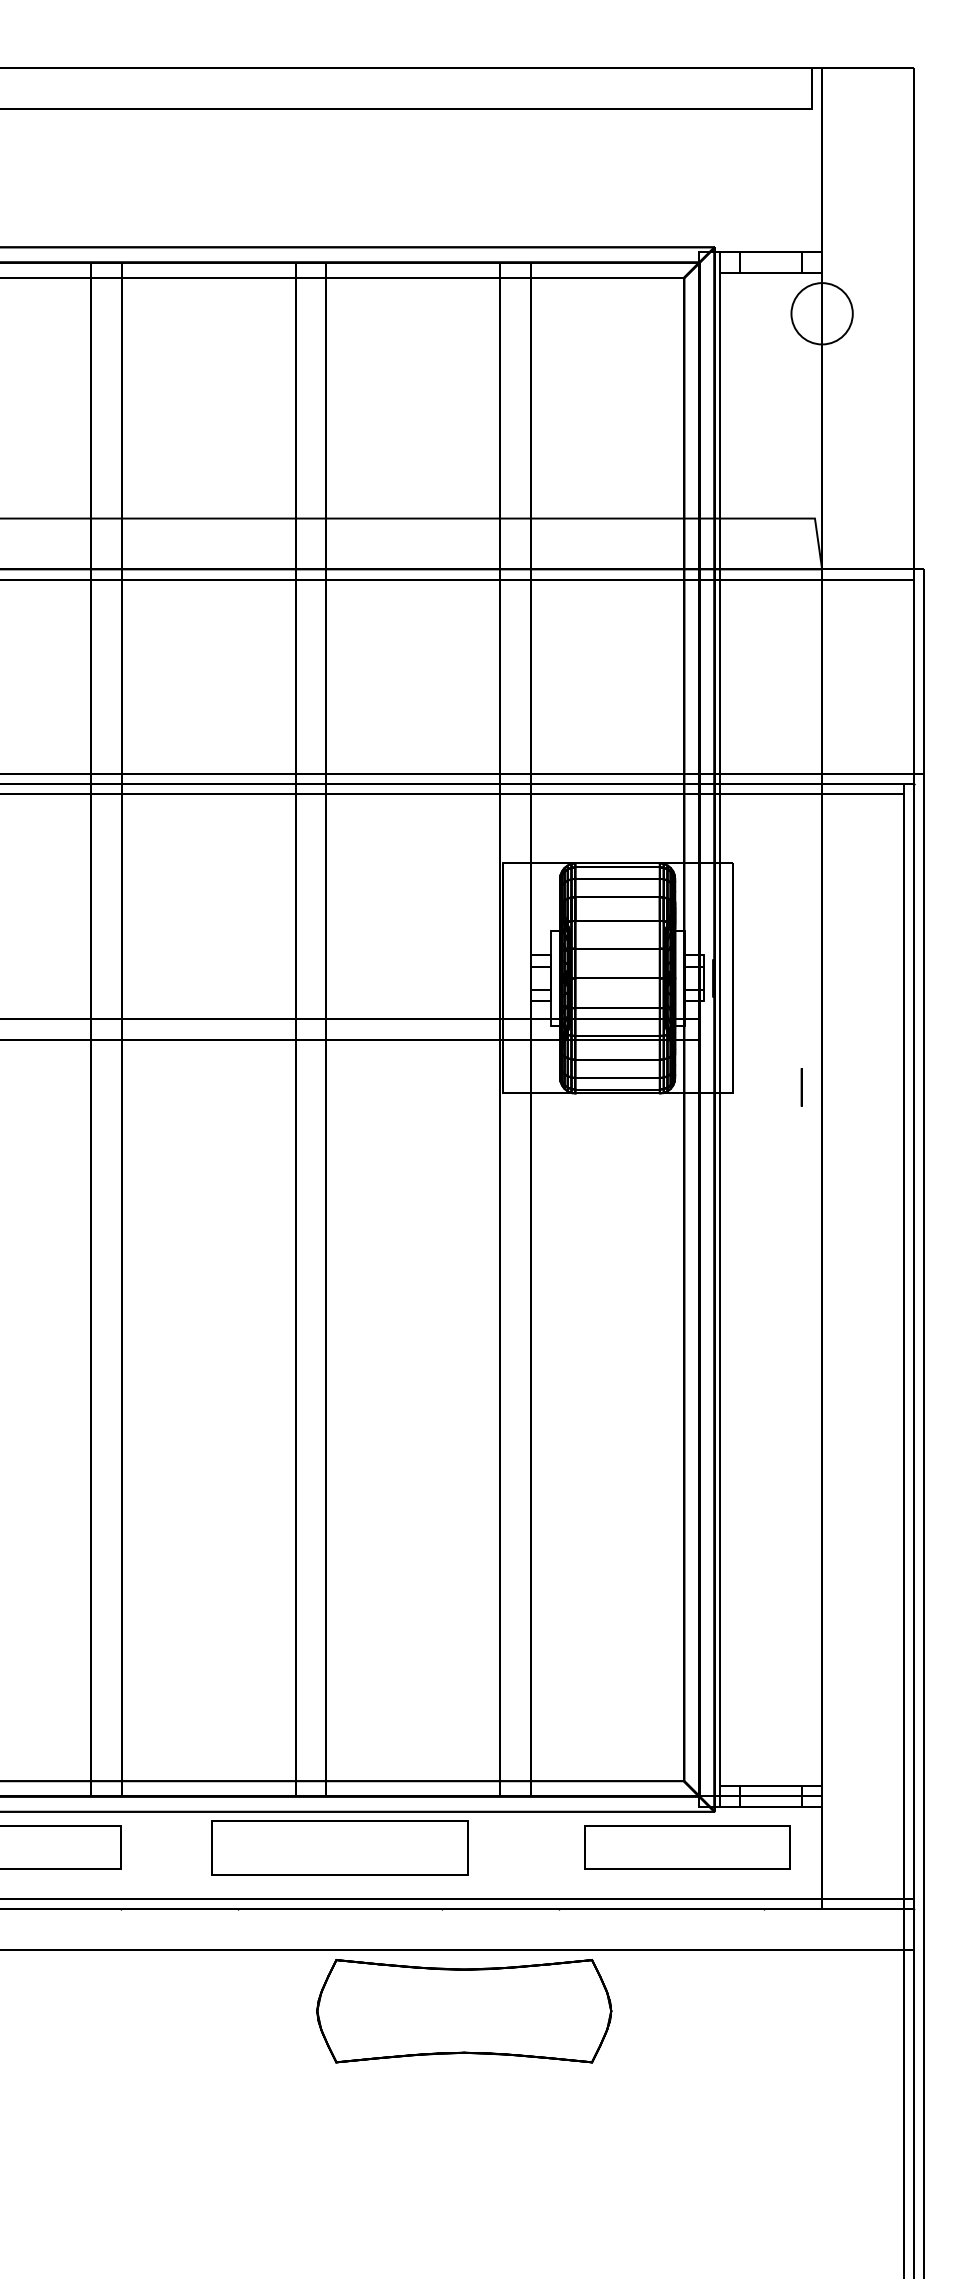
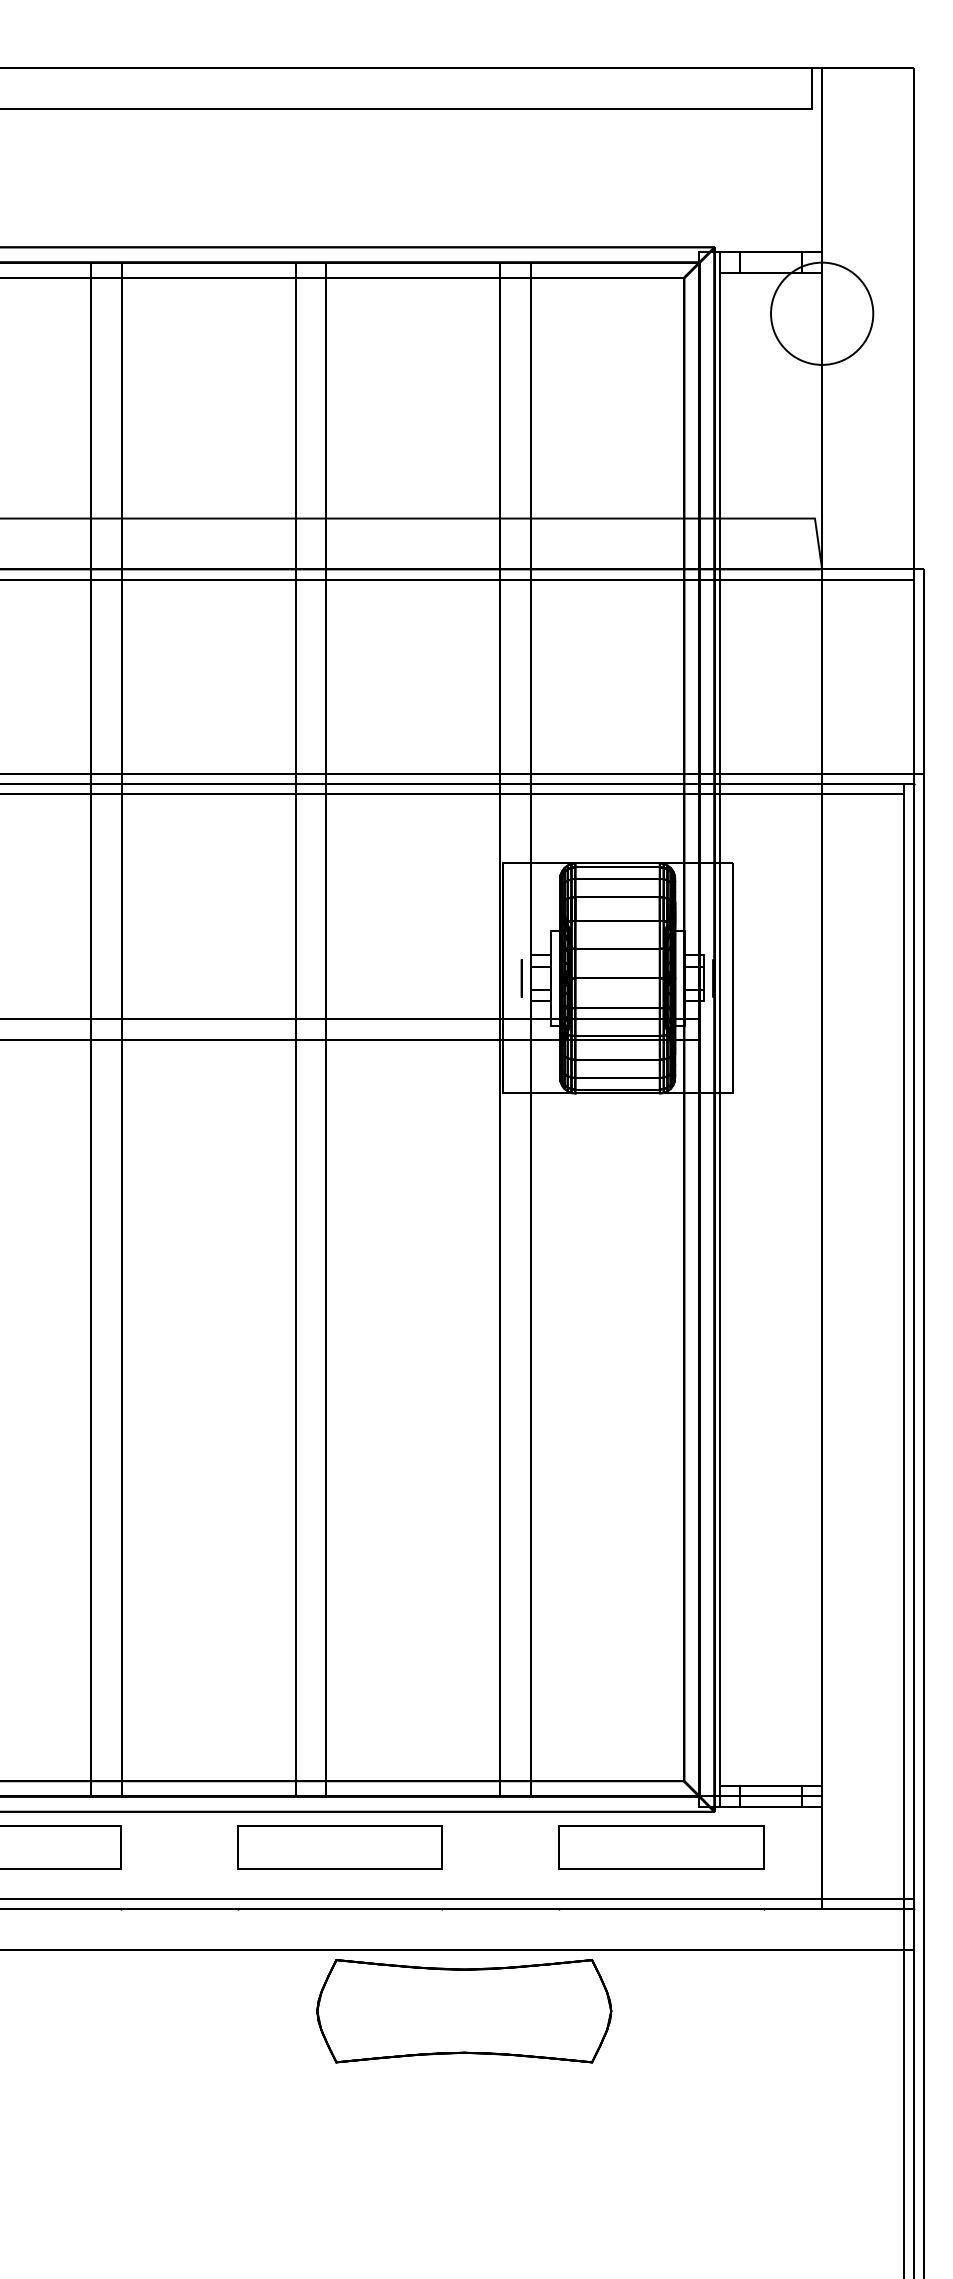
circle diameter: 61 px -> 102 px (822, 313)
circle position: (801, 1087) -> (521, 978) (521, 978)
part size: 258x56 px -> 206x45 px (339, 1847)
part position: (687, 1847) -> (661, 1847) (661, 1847)
